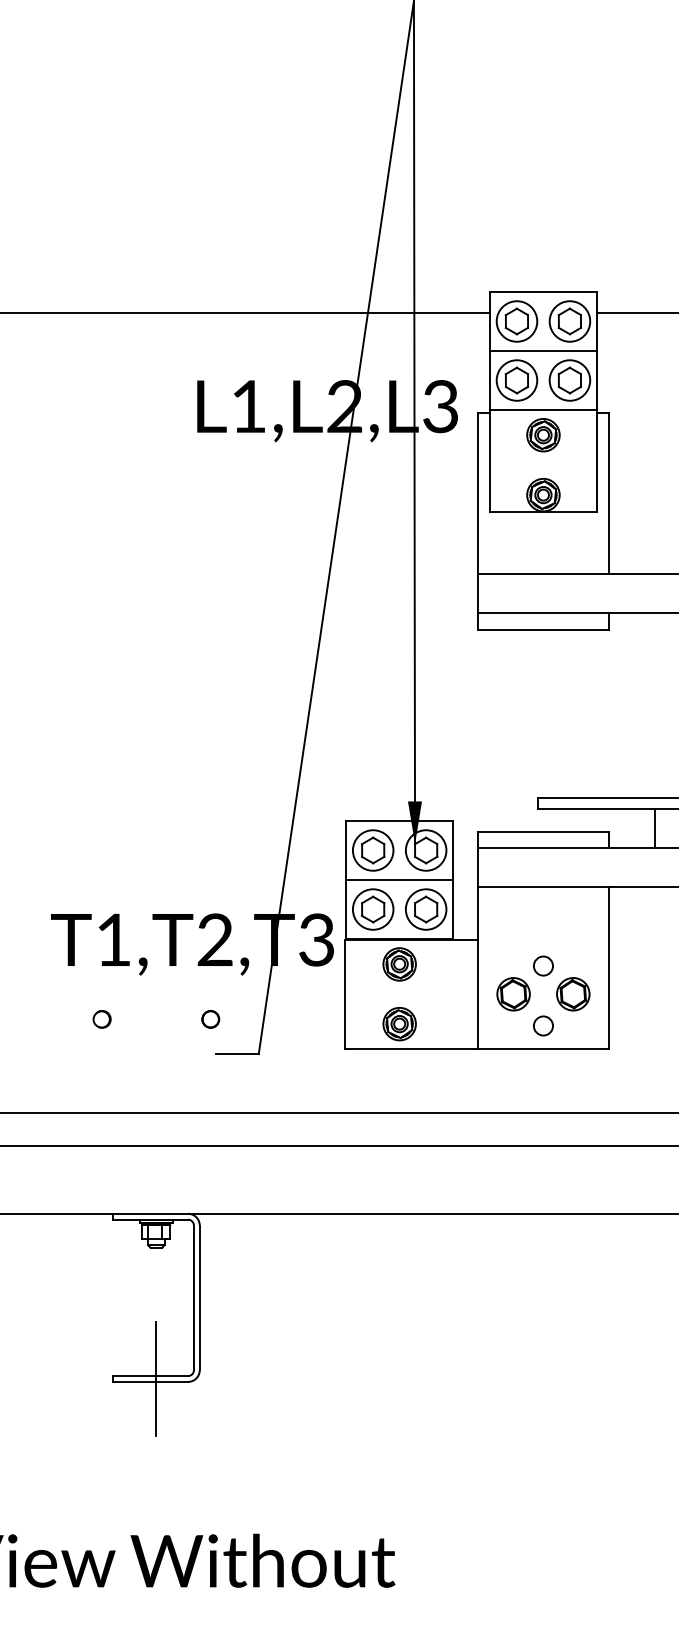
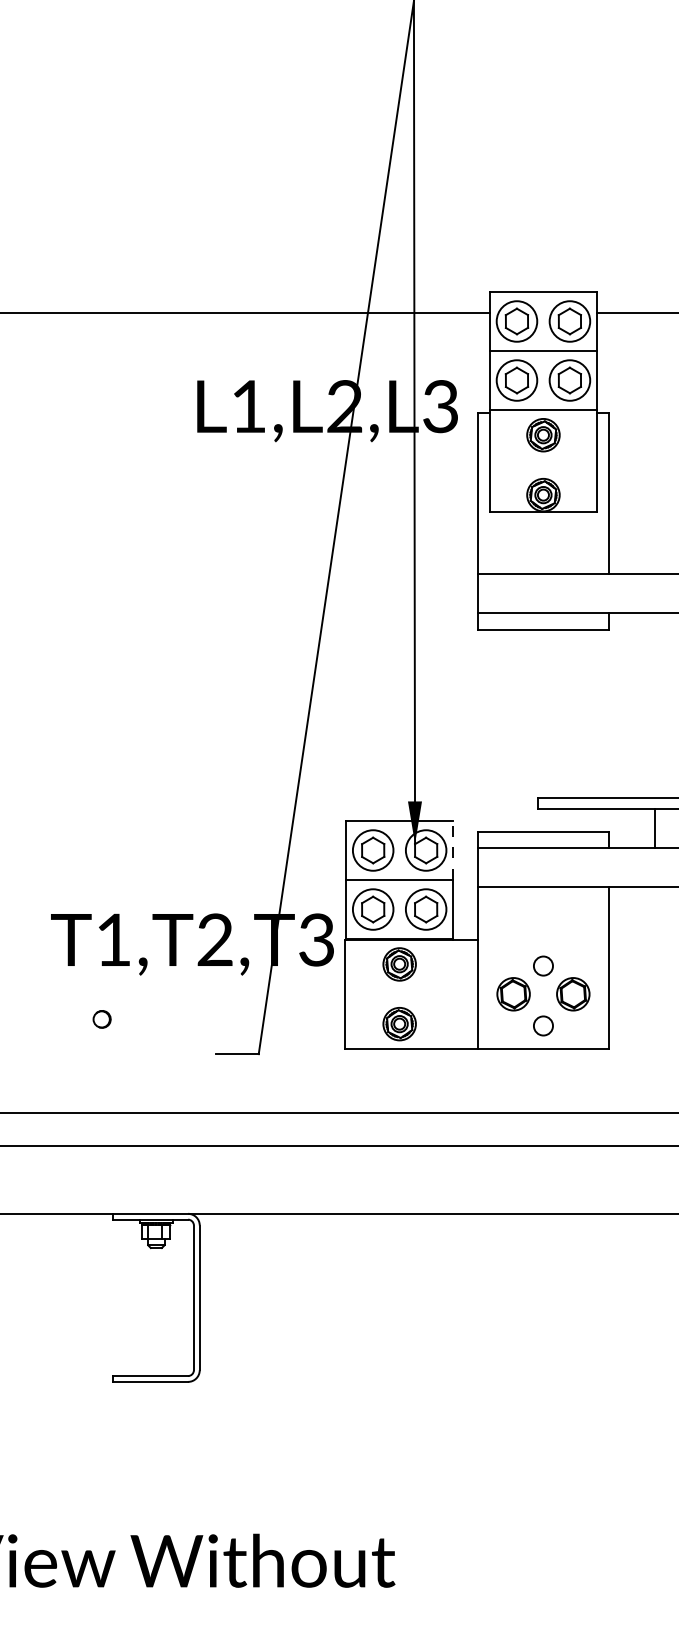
line: solid -> dashed (453, 850)
part: present -> none (210, 1019)
line: present -> none (156, 1378)
